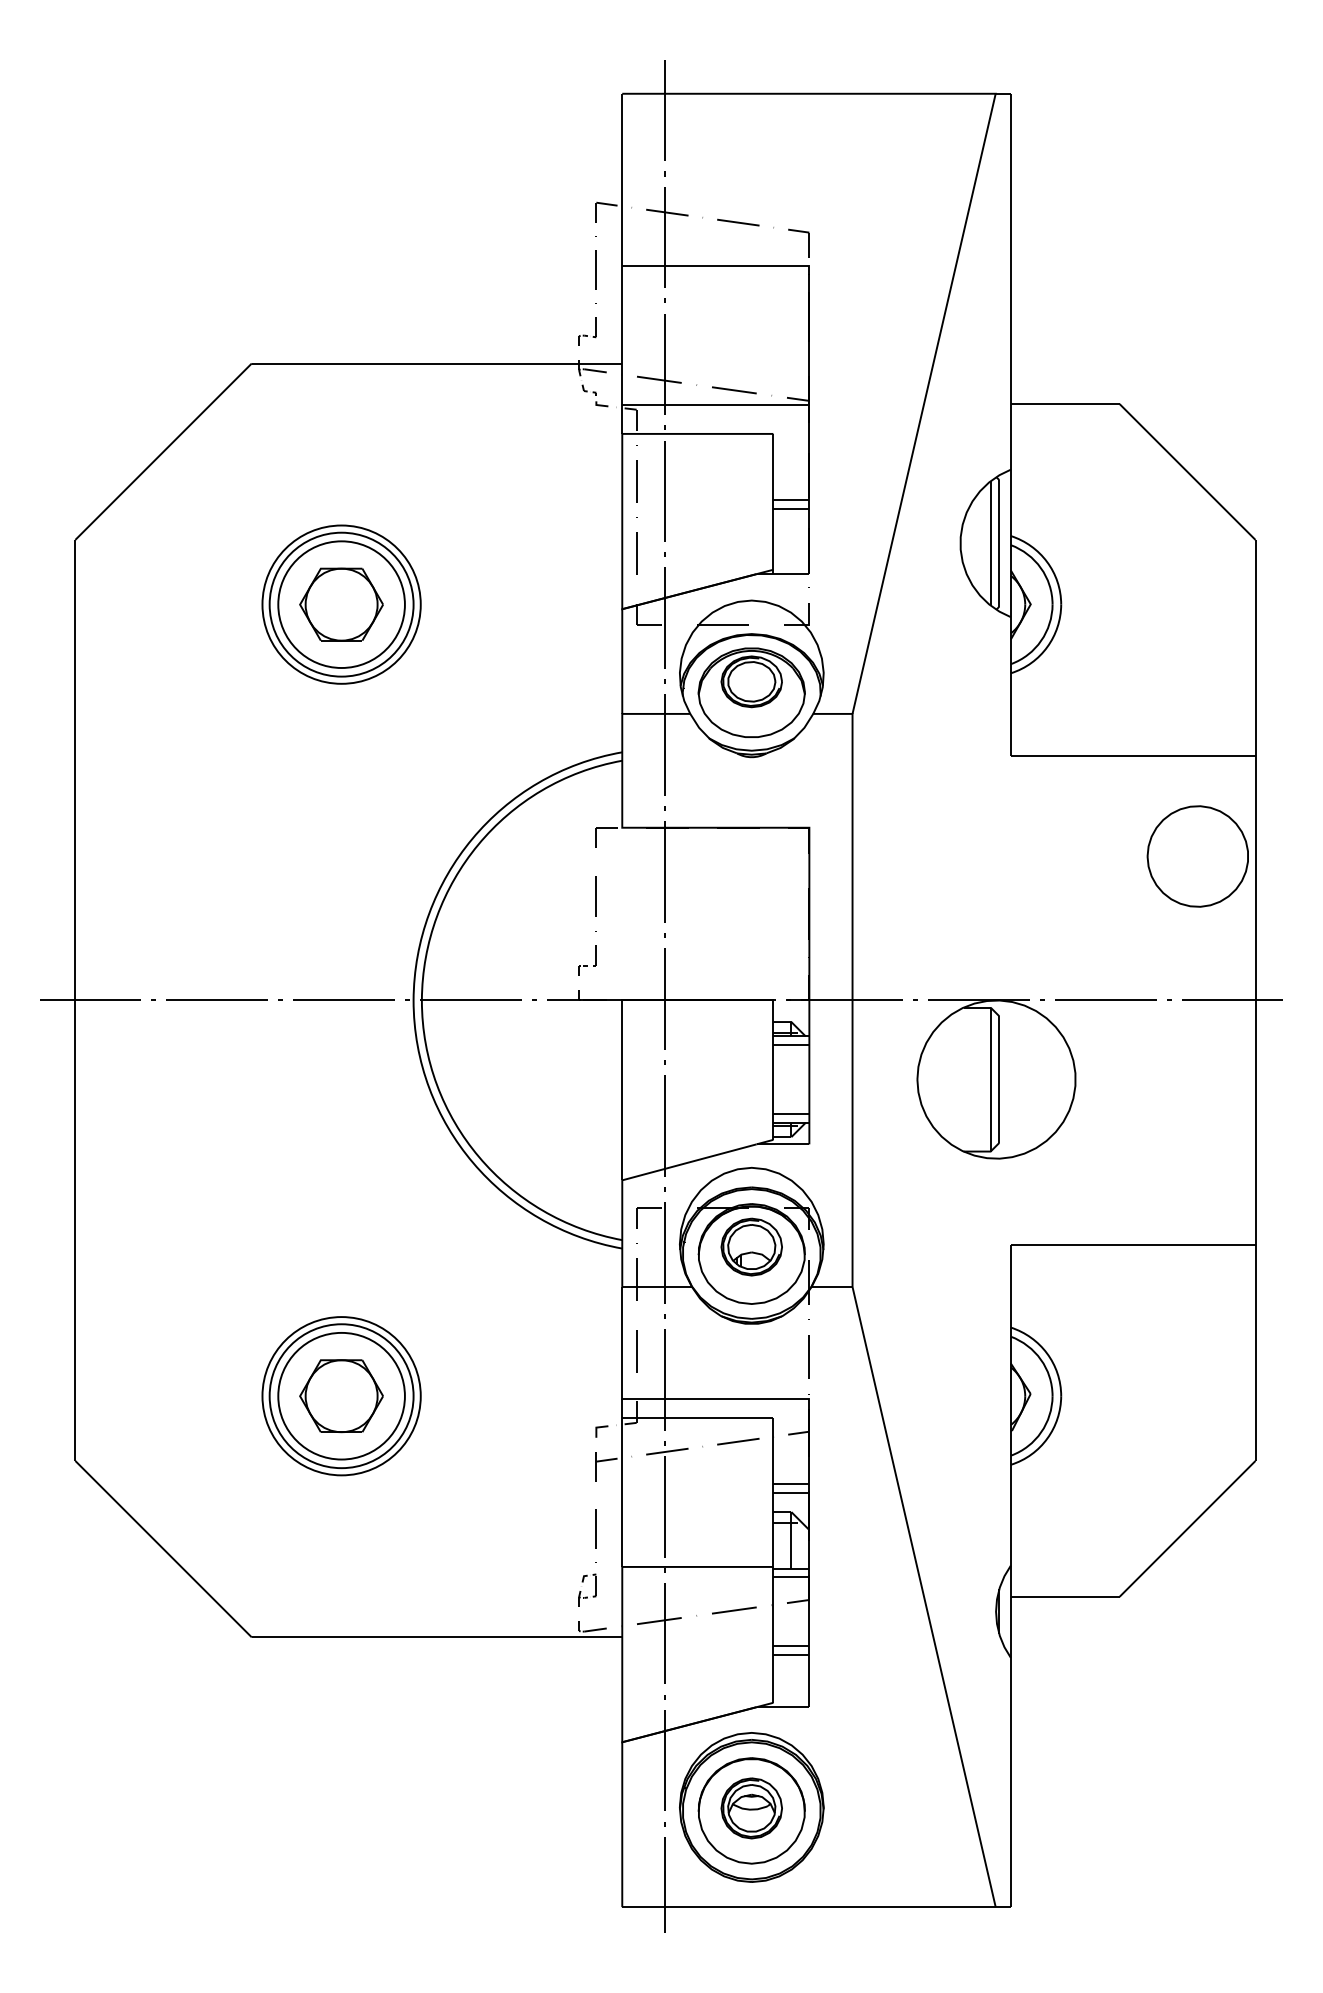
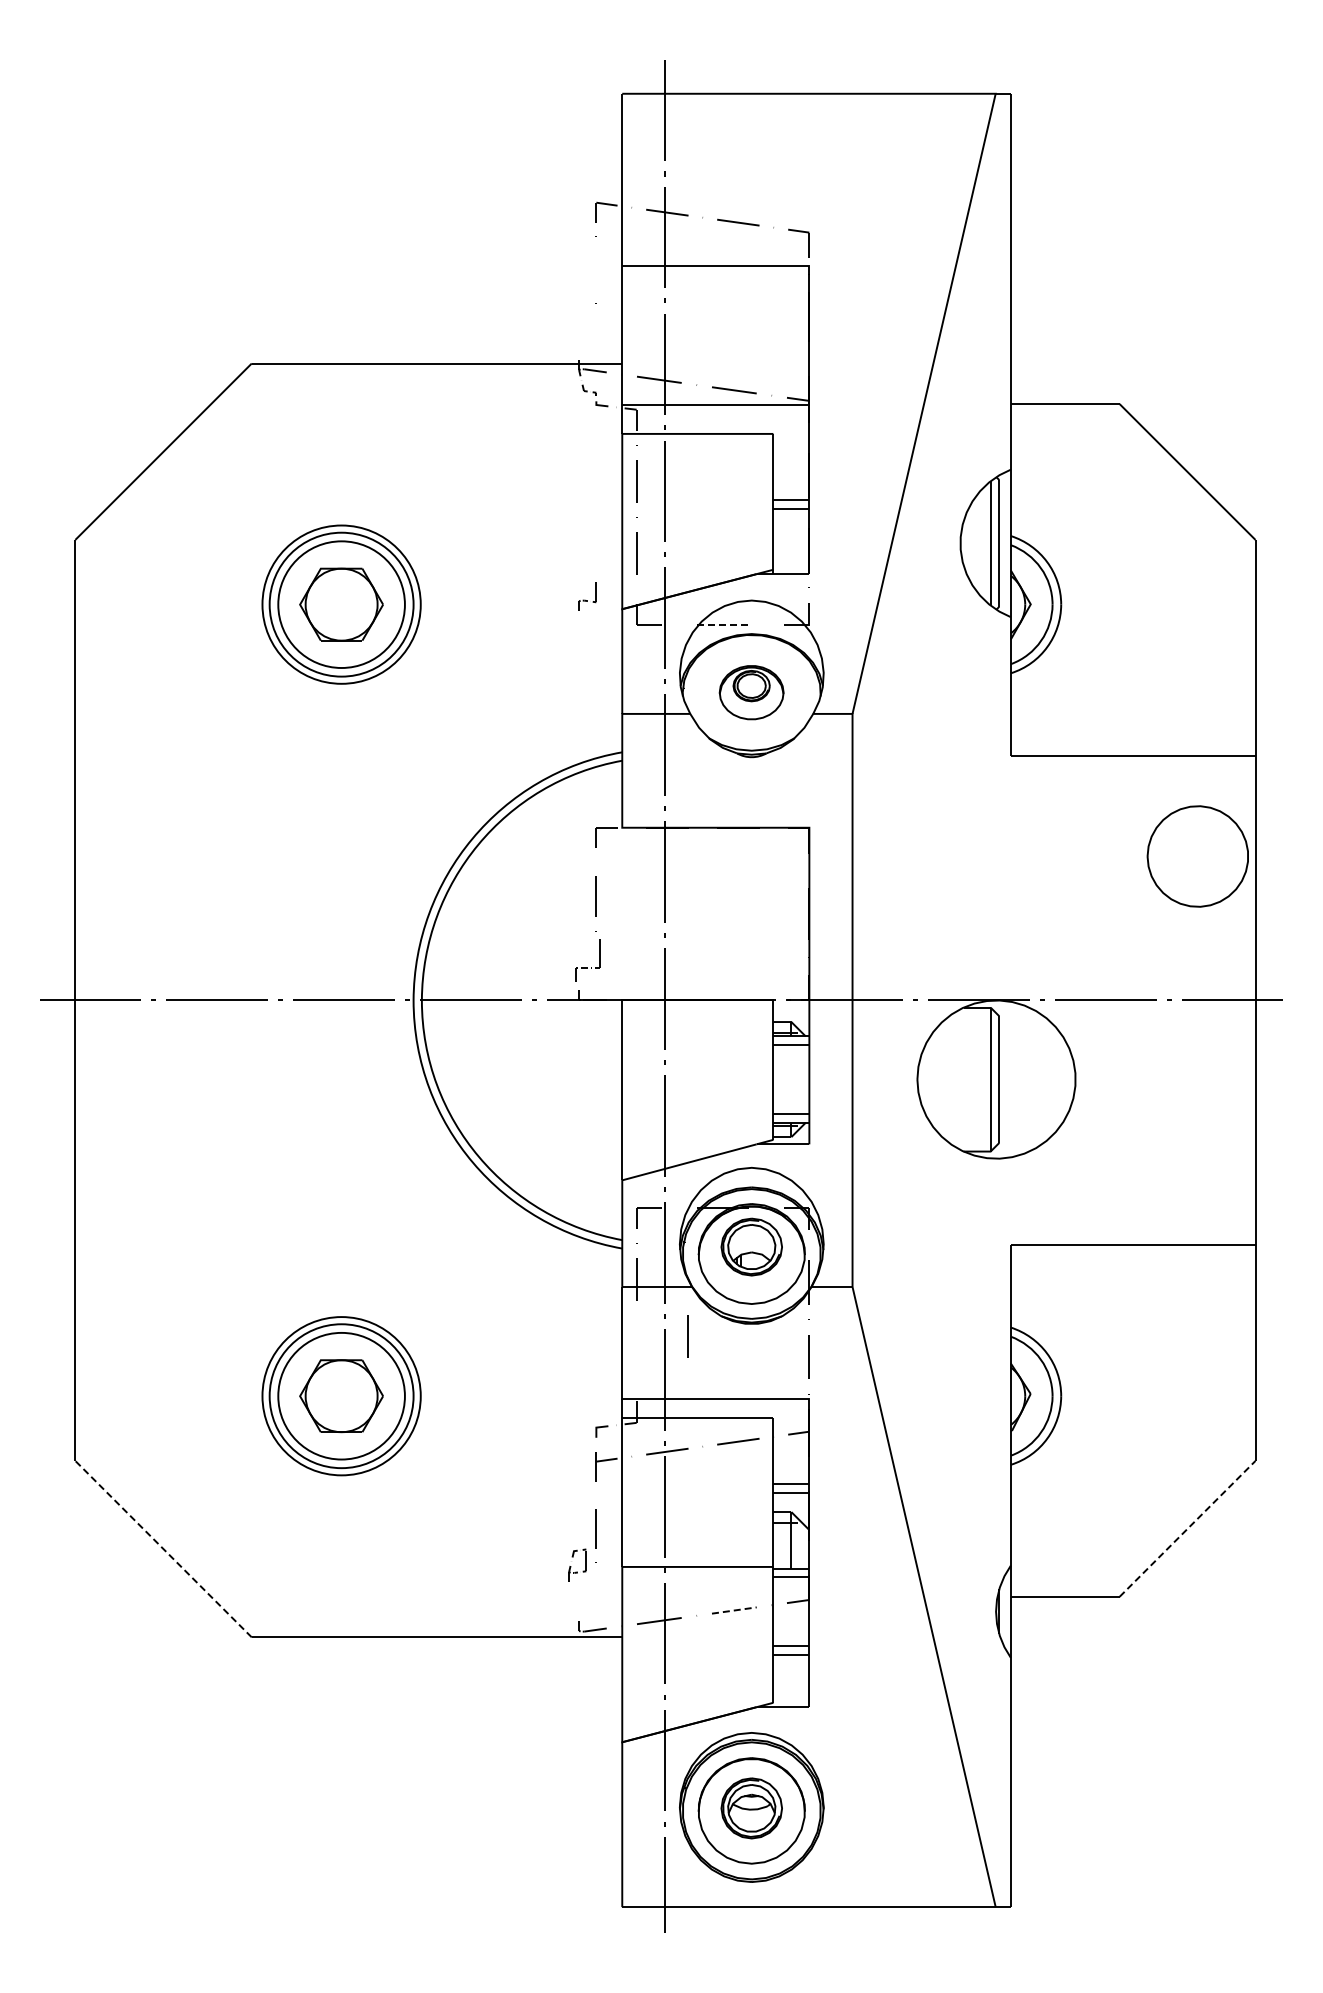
line: present -> none (595, 269)
part position: (587, 331) -> (587, 596) (587, 596)
line: solid -> dashed (723, 624)
part size: 109x91 px -> 67x56 px (751, 692)
part size: 19x31 px -> 26x43 px (587, 960)
line position: (636, 1351) -> (687, 1336) (687, 1336)
line: solid -> dashed (1187, 1528)
line: solid -> dashed (163, 1549)
part position: (581, 1591) -> (571, 1566) (571, 1566)
line: solid -> dashed (734, 1610)
